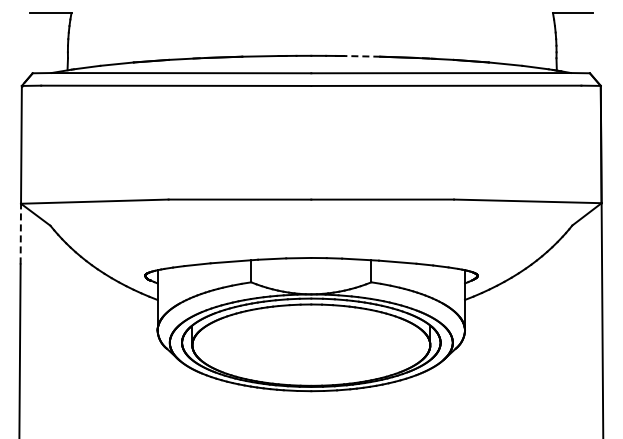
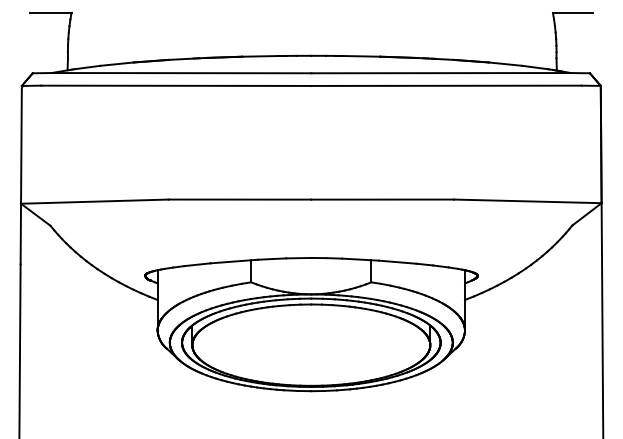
line: dashed -> solid (361, 56)
line: dashed -> solid (20, 233)
